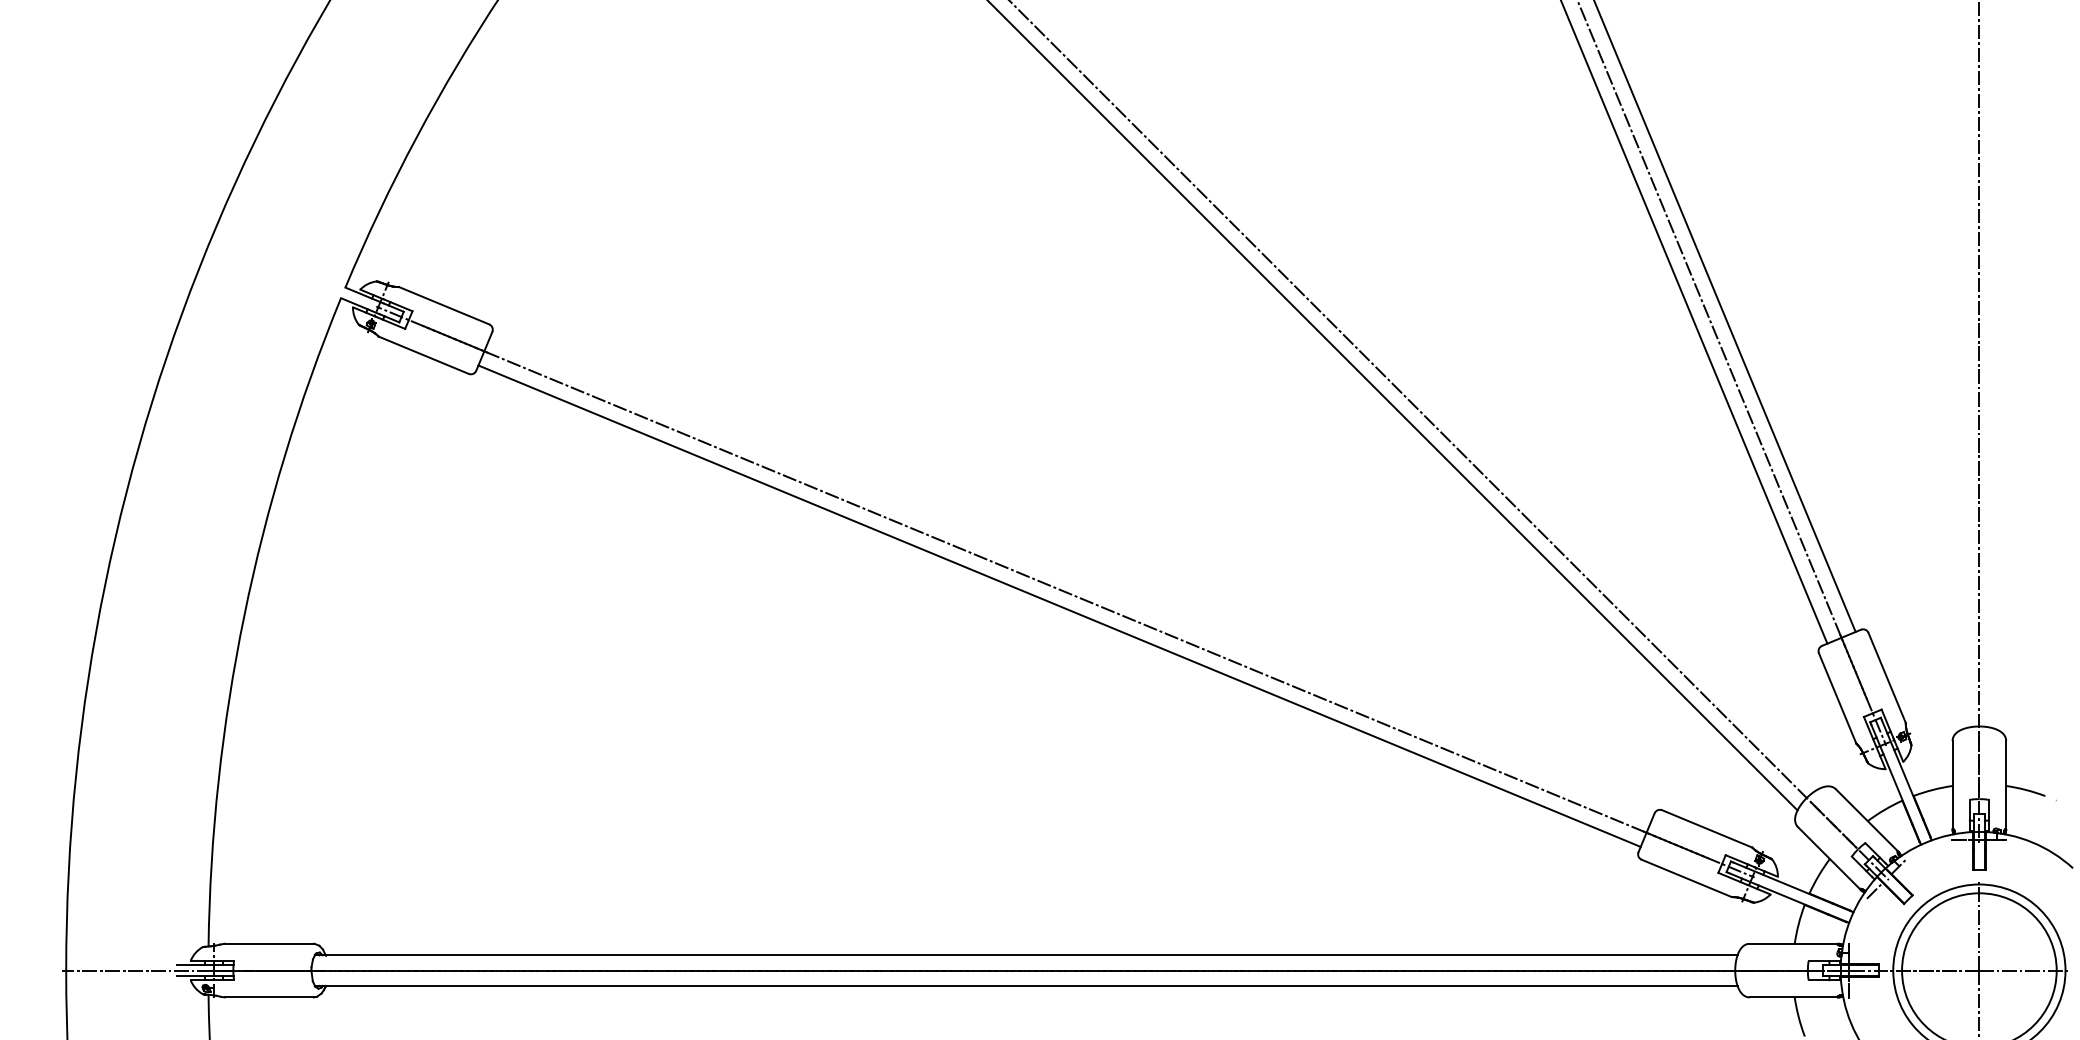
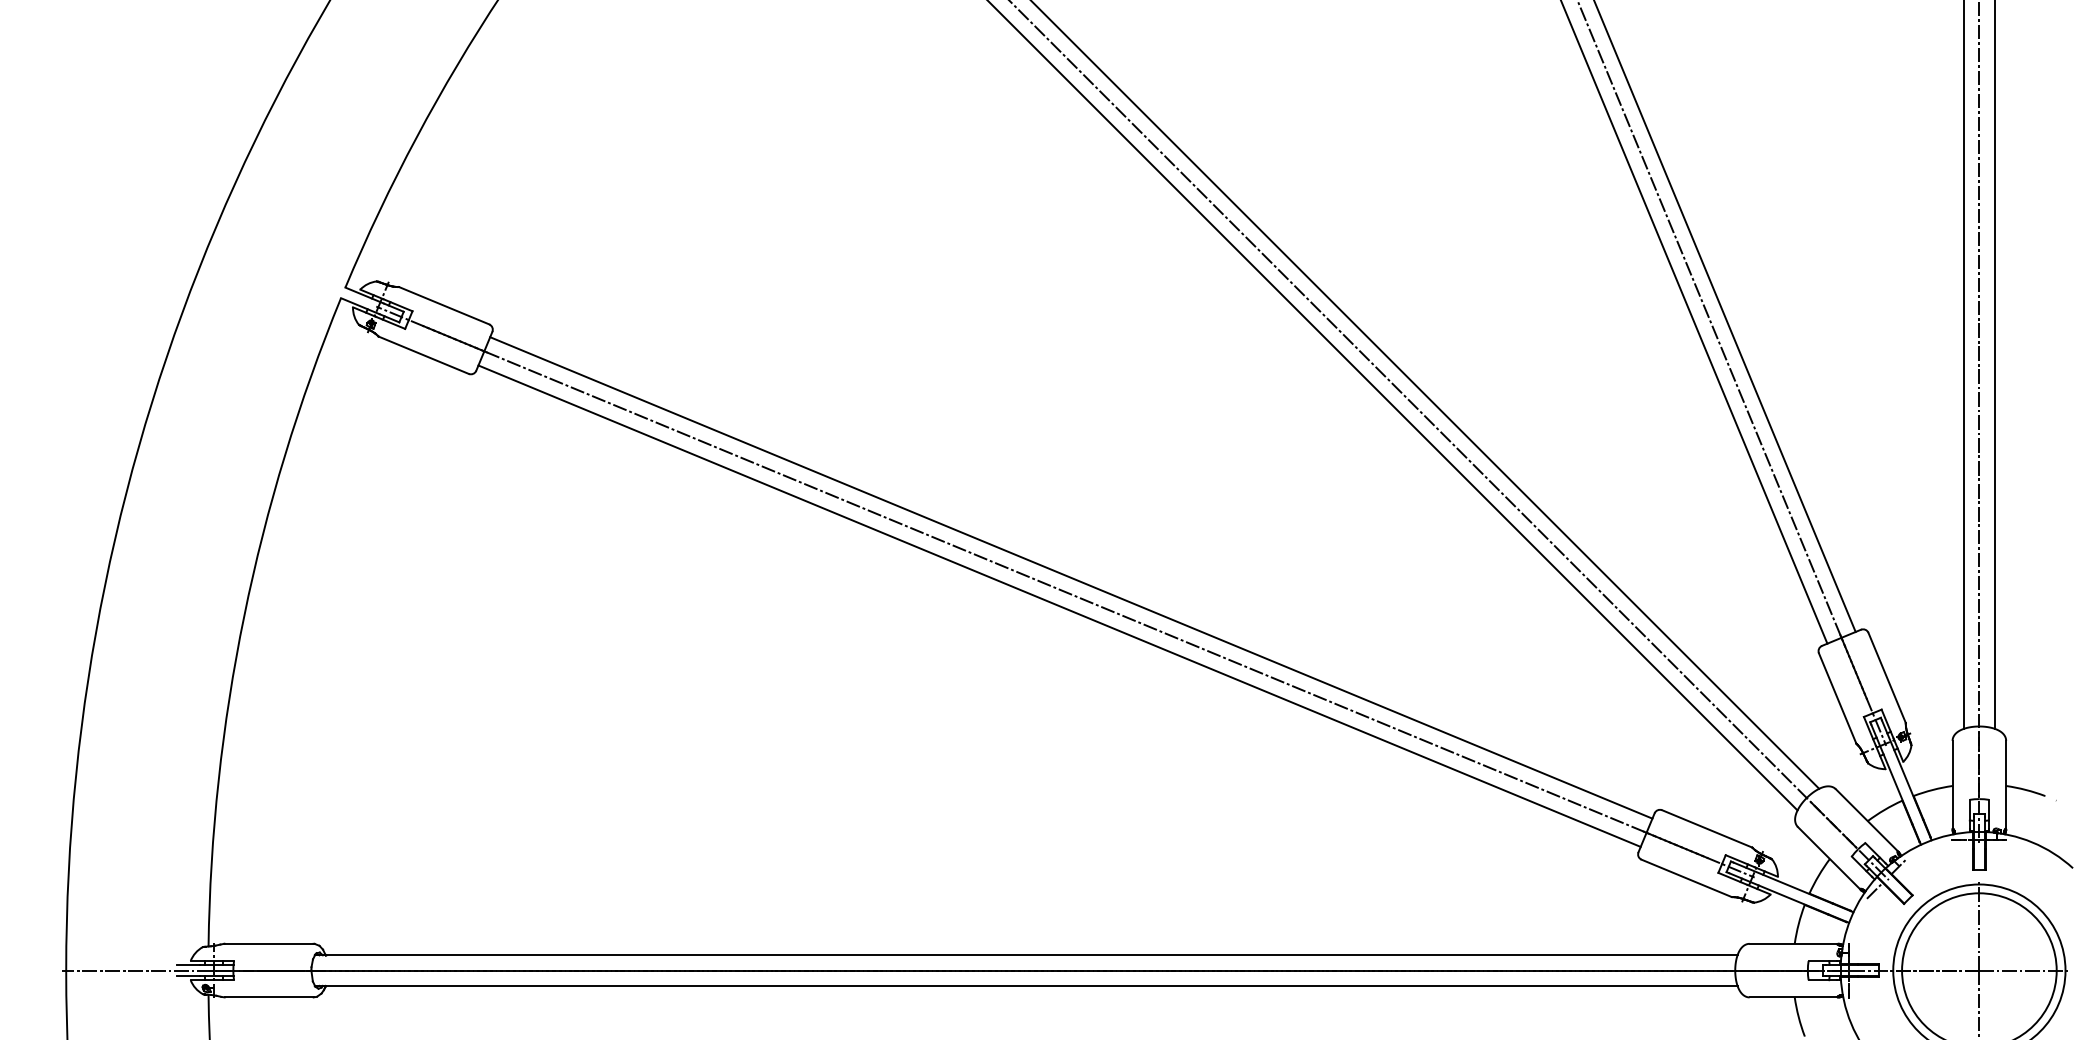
line: none -> present (1964, 365)
line: none -> present (1994, 365)
line: none -> present (1425, 395)
line: none -> present (1071, 577)
